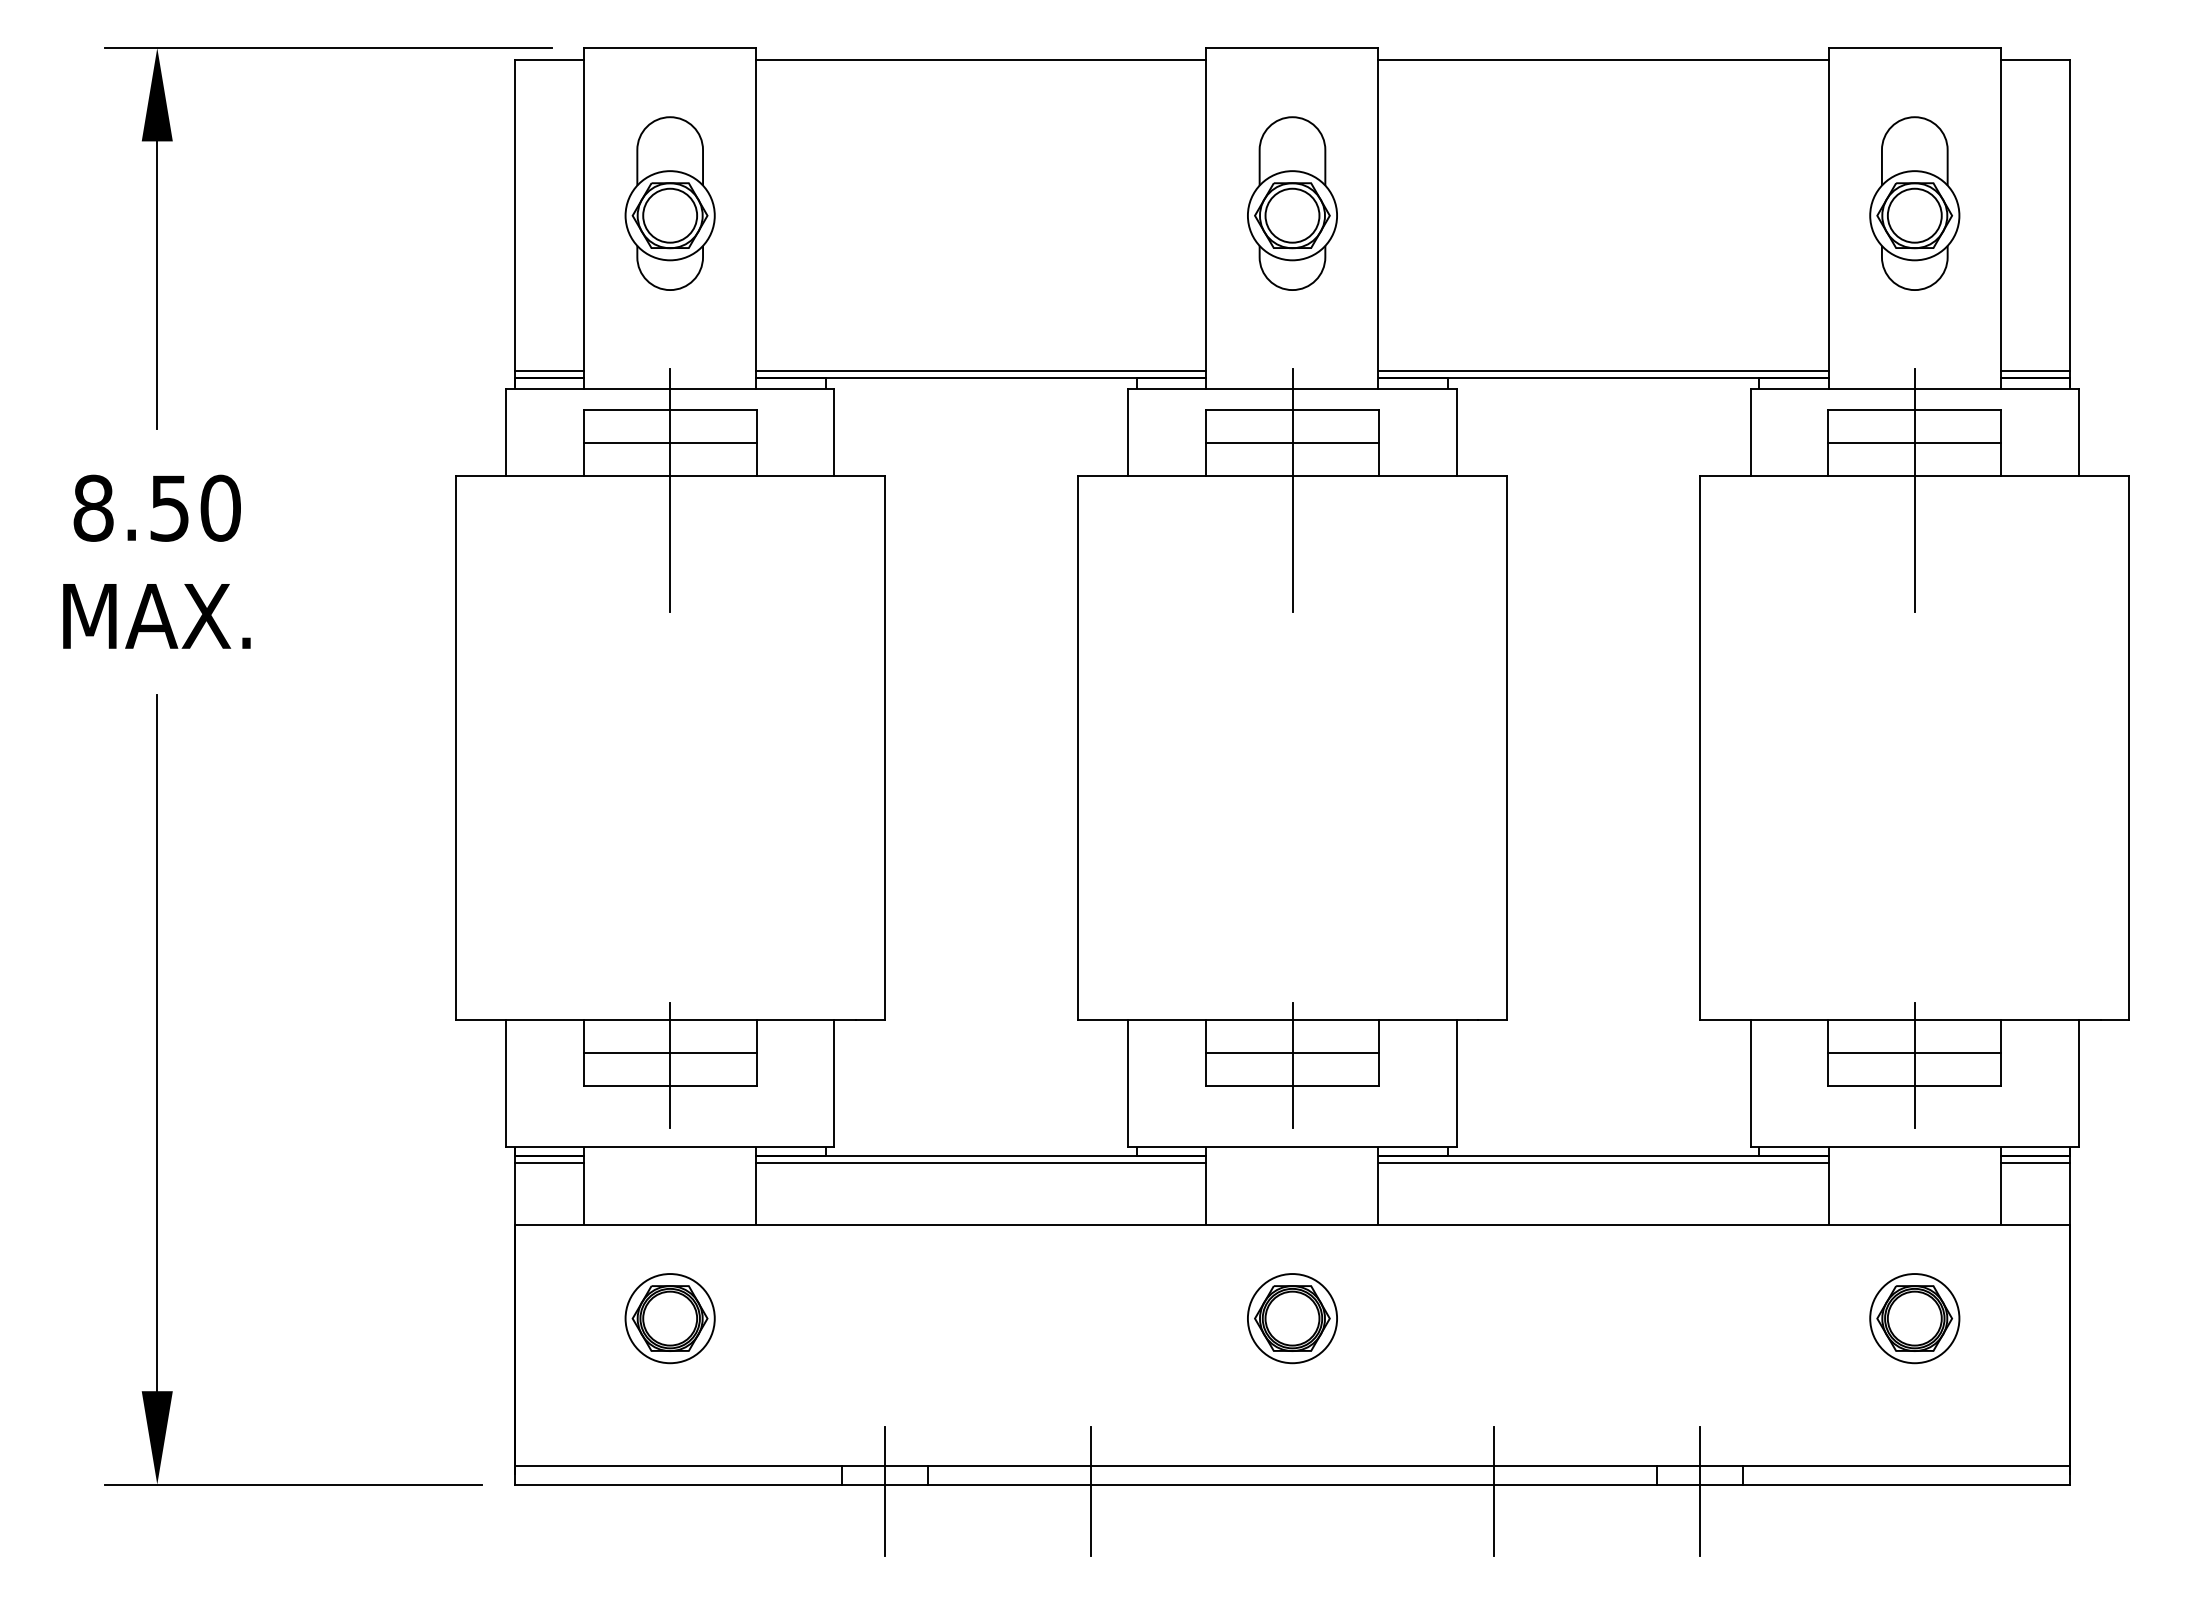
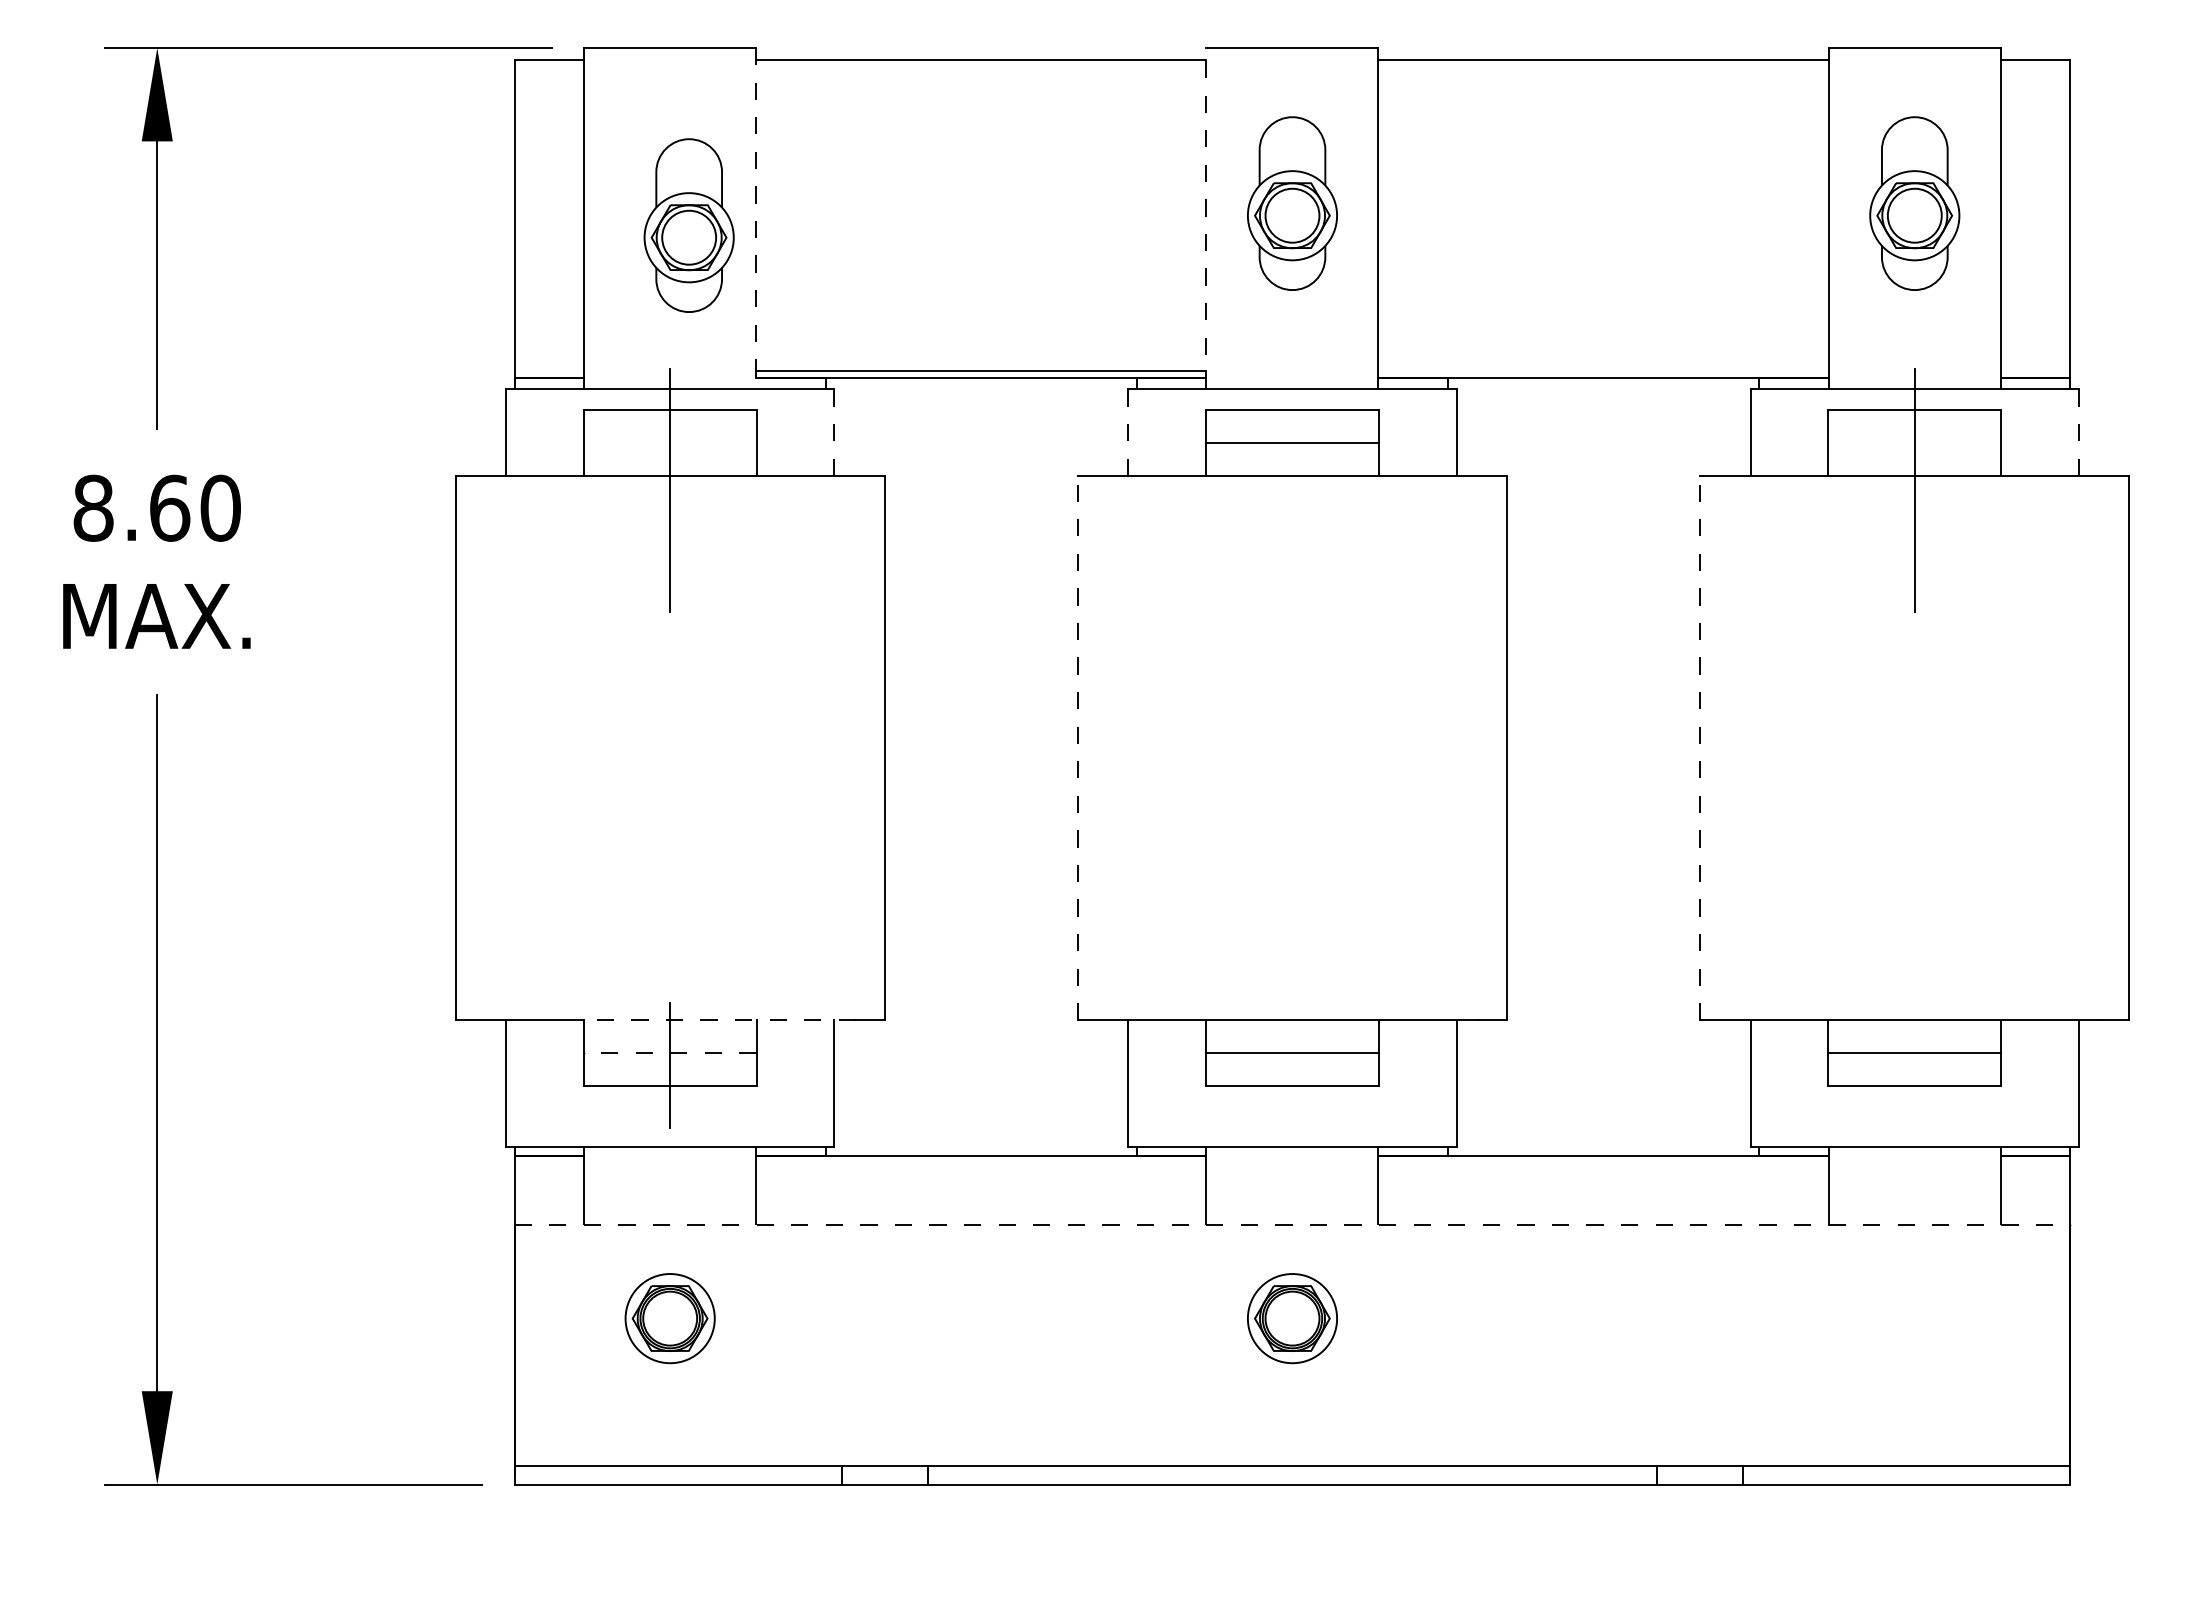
part position: (669, 203) -> (688, 225) (688, 225)
line: solid -> dashed (756, 218)
line: solid -> dashed (1206, 218)
line: present -> none (549, 371)
line: present -> none (1603, 371)
line: present -> none (2035, 371)
line: solid -> dashed (1128, 432)
line: solid -> dashed (834, 433)
line: solid -> dashed (2079, 433)
line: present -> none (669, 443)
line: present -> none (1914, 443)
line: present -> none (1292, 490)
text: 8.50 -> 8.60 (170, 507)
line: solid -> dashed (1078, 747)
line: solid -> dashed (1700, 747)
line: solid -> dashed (719, 1020)
line: solid -> dashed (669, 1053)
line: present -> none (1292, 1065)
line: present -> none (1914, 1065)
line: present -> none (549, 1163)
line: present -> none (981, 1163)
line: present -> none (1603, 1163)
line: present -> none (2035, 1163)
line: solid -> dashed (1292, 1225)
part: present -> none (1914, 1318)
line: present -> none (884, 1490)
line: present -> none (1091, 1490)
line: present -> none (1493, 1490)
line: present -> none (1700, 1490)
